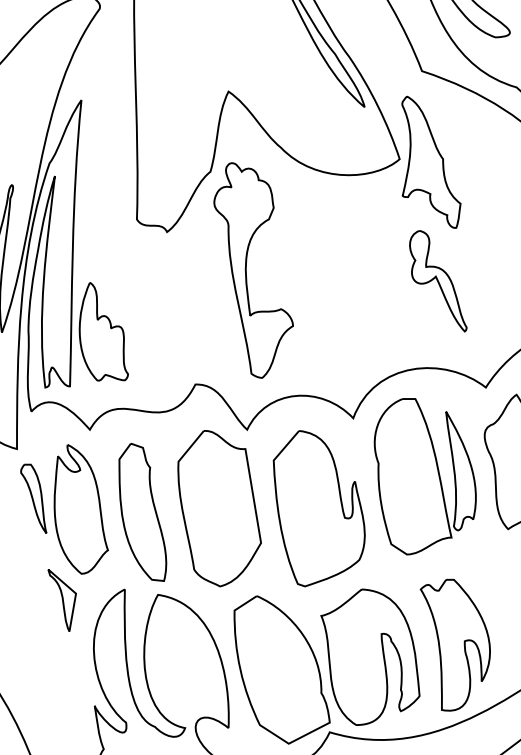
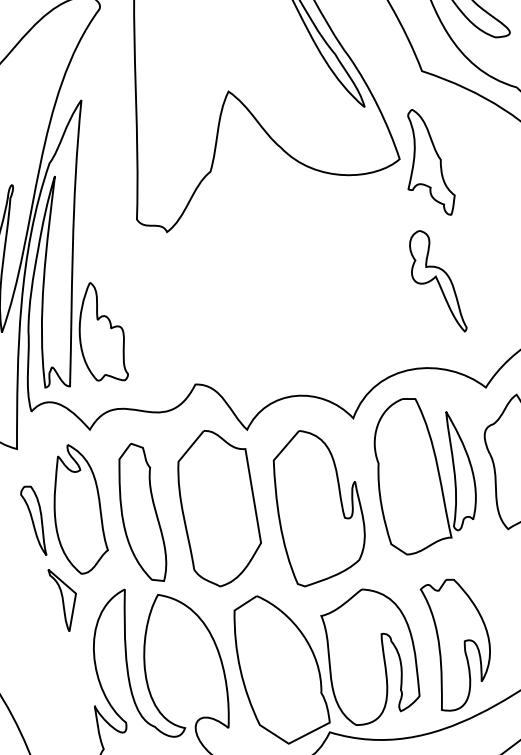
part size: 61x134 px -> 49x107 px (431, 162)
part: present -> none (246, 270)
part position: (33, 498) -> (33, 520) (33, 520)
